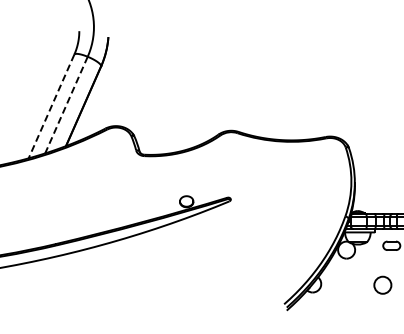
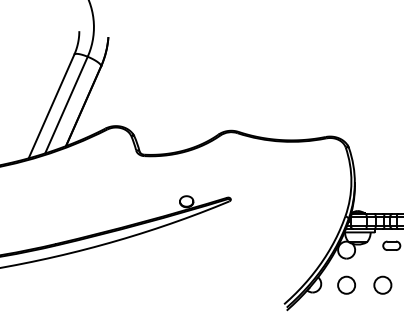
line: dashed -> solid (66, 105)
line: dashed -> solid (51, 106)
circle: none -> present (346, 284)
